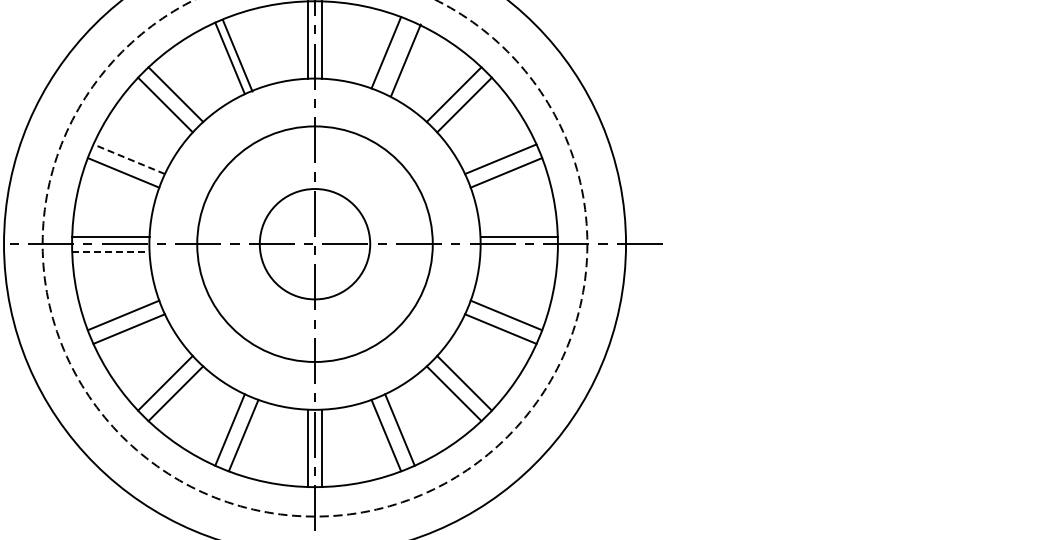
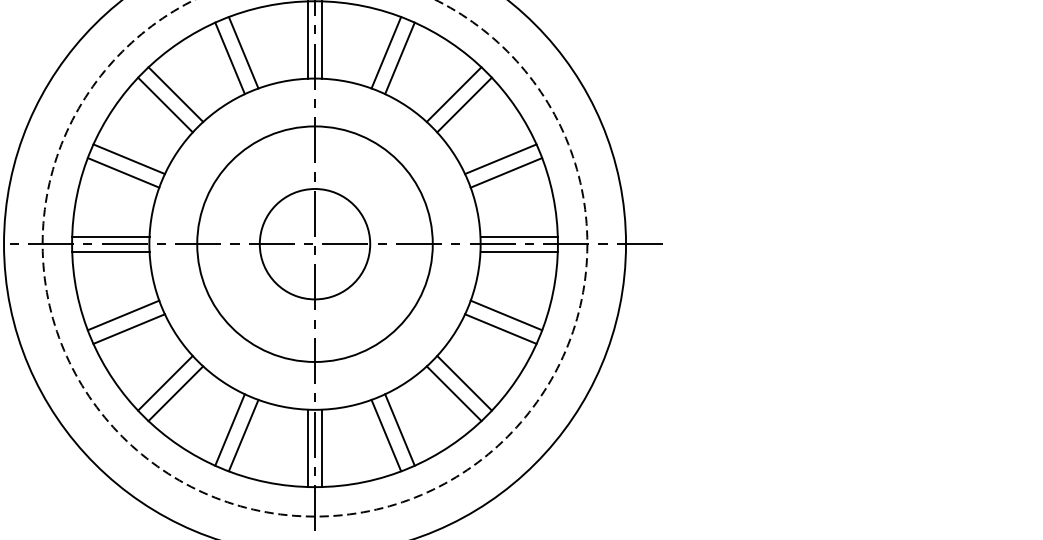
line position: (237, 55) -> (243, 52) (243, 52)
line position: (405, 60) -> (399, 58) (399, 58)
line: dashed -> solid (129, 159)
line: dashed -> solid (110, 251)
line: none -> present (518, 251)
